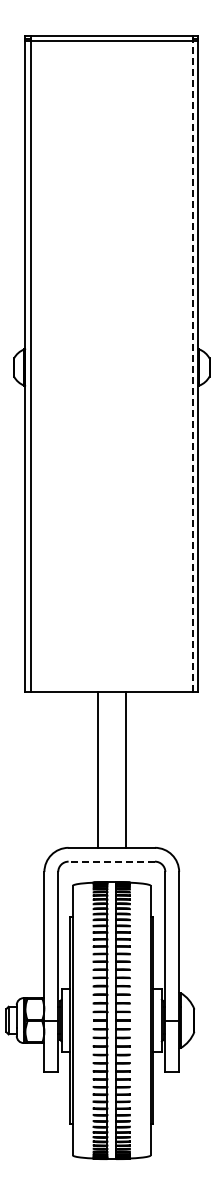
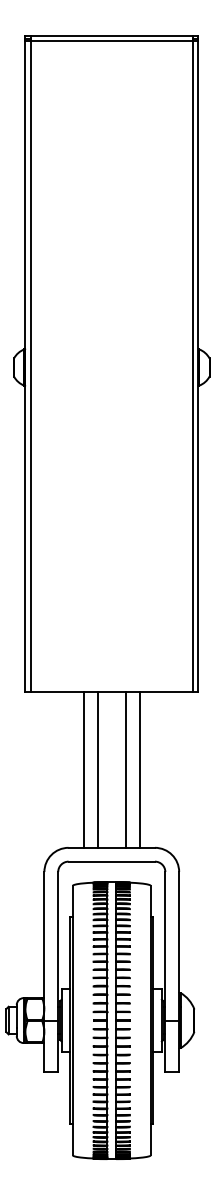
line: dashed -> solid (192, 366)
line: none -> present (84, 769)
line: none -> present (139, 769)
line: dashed -> solid (111, 861)
